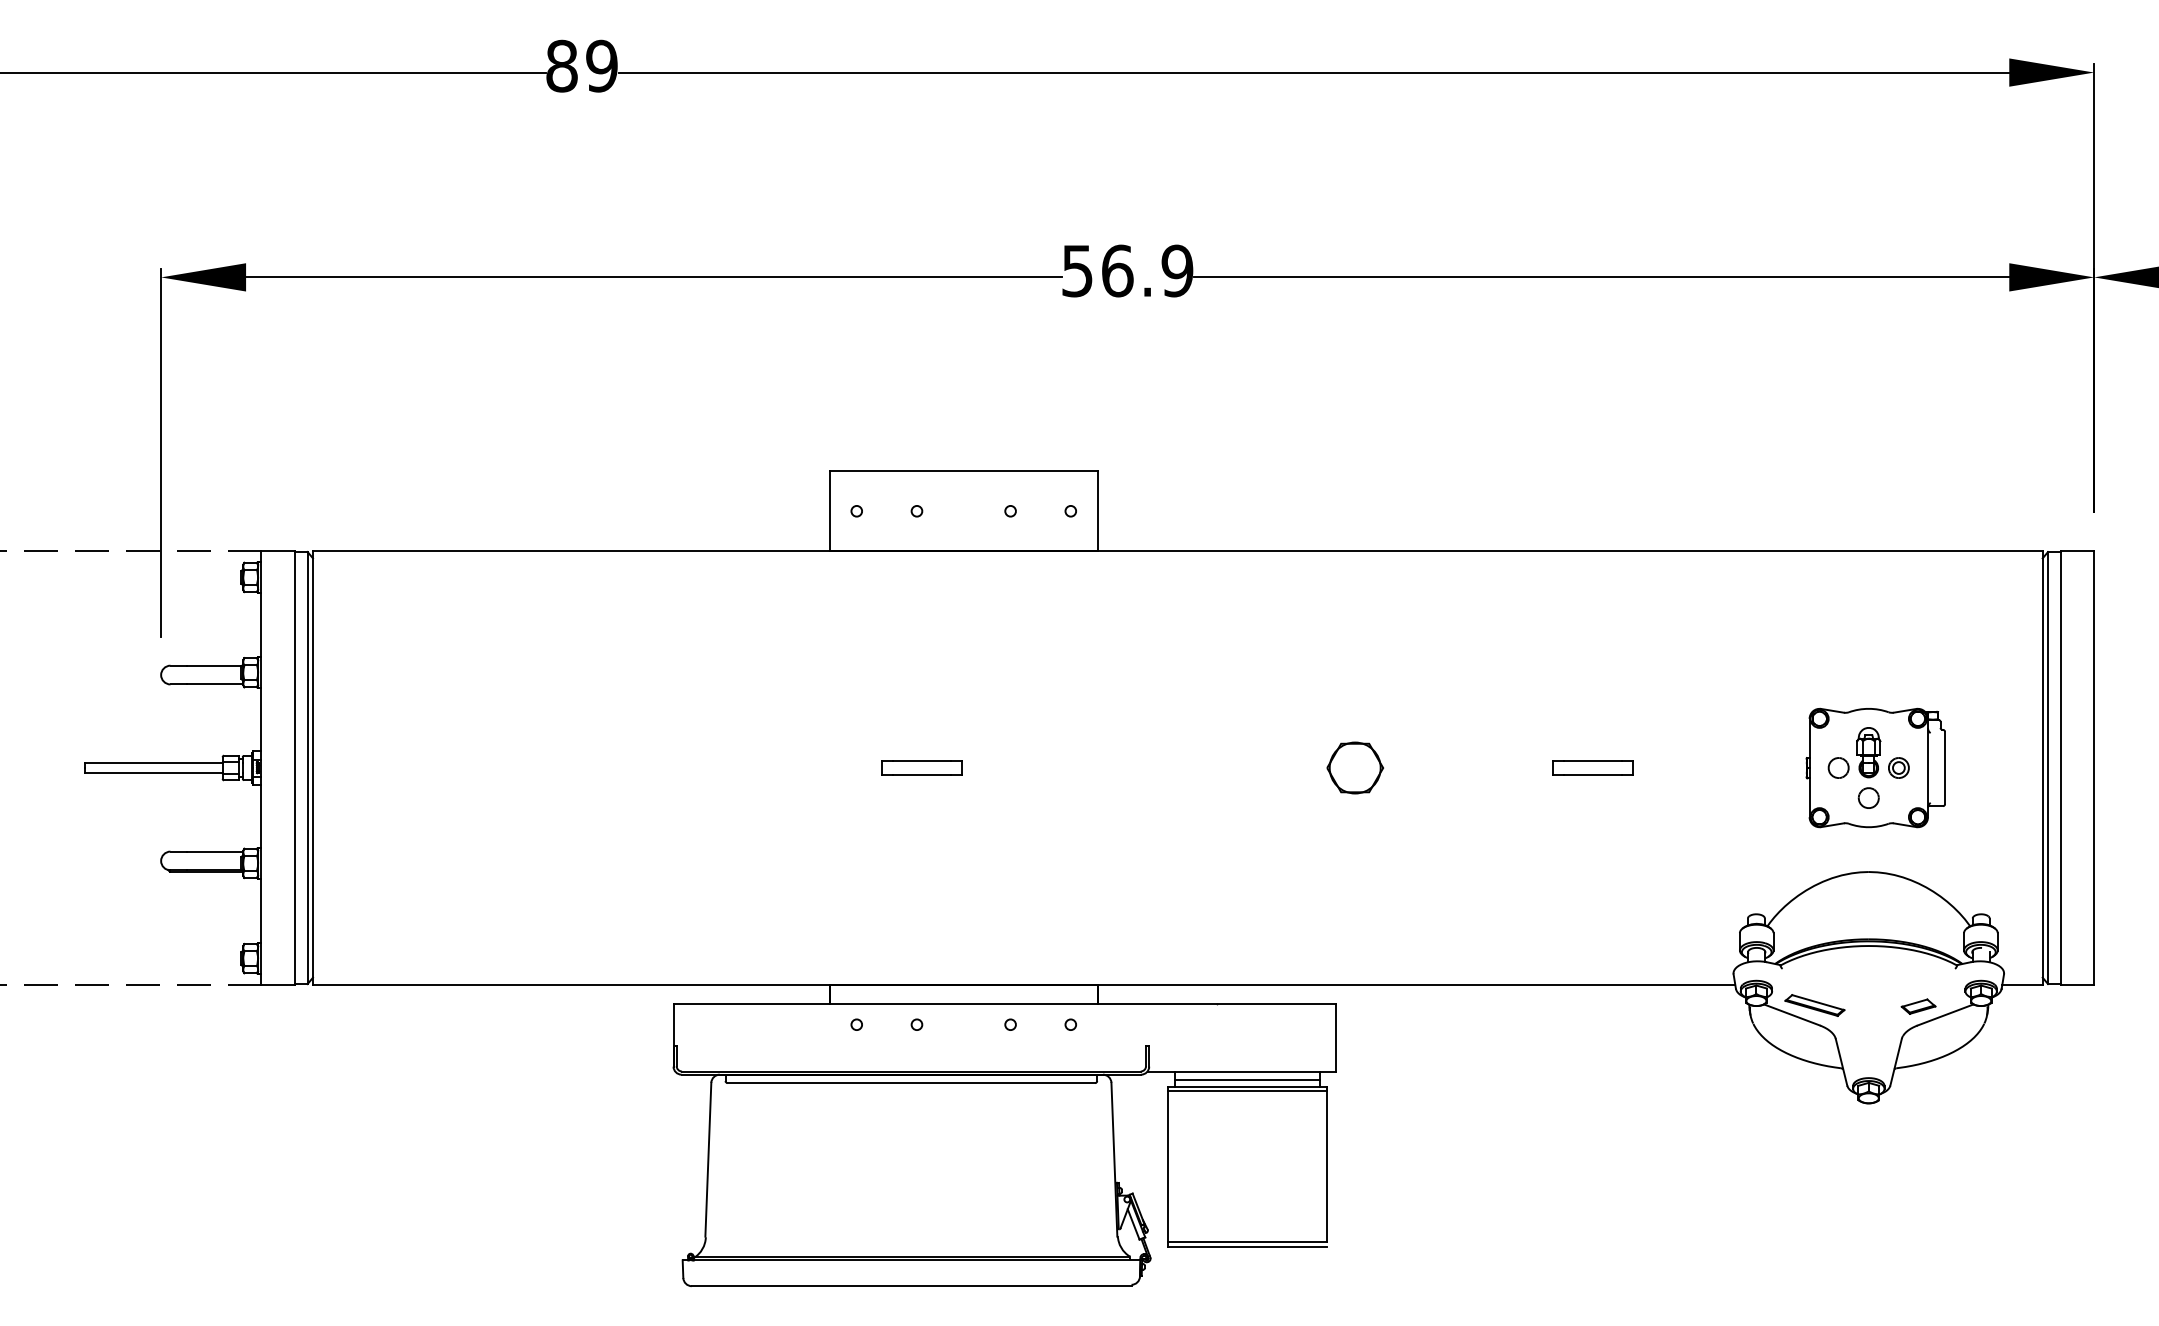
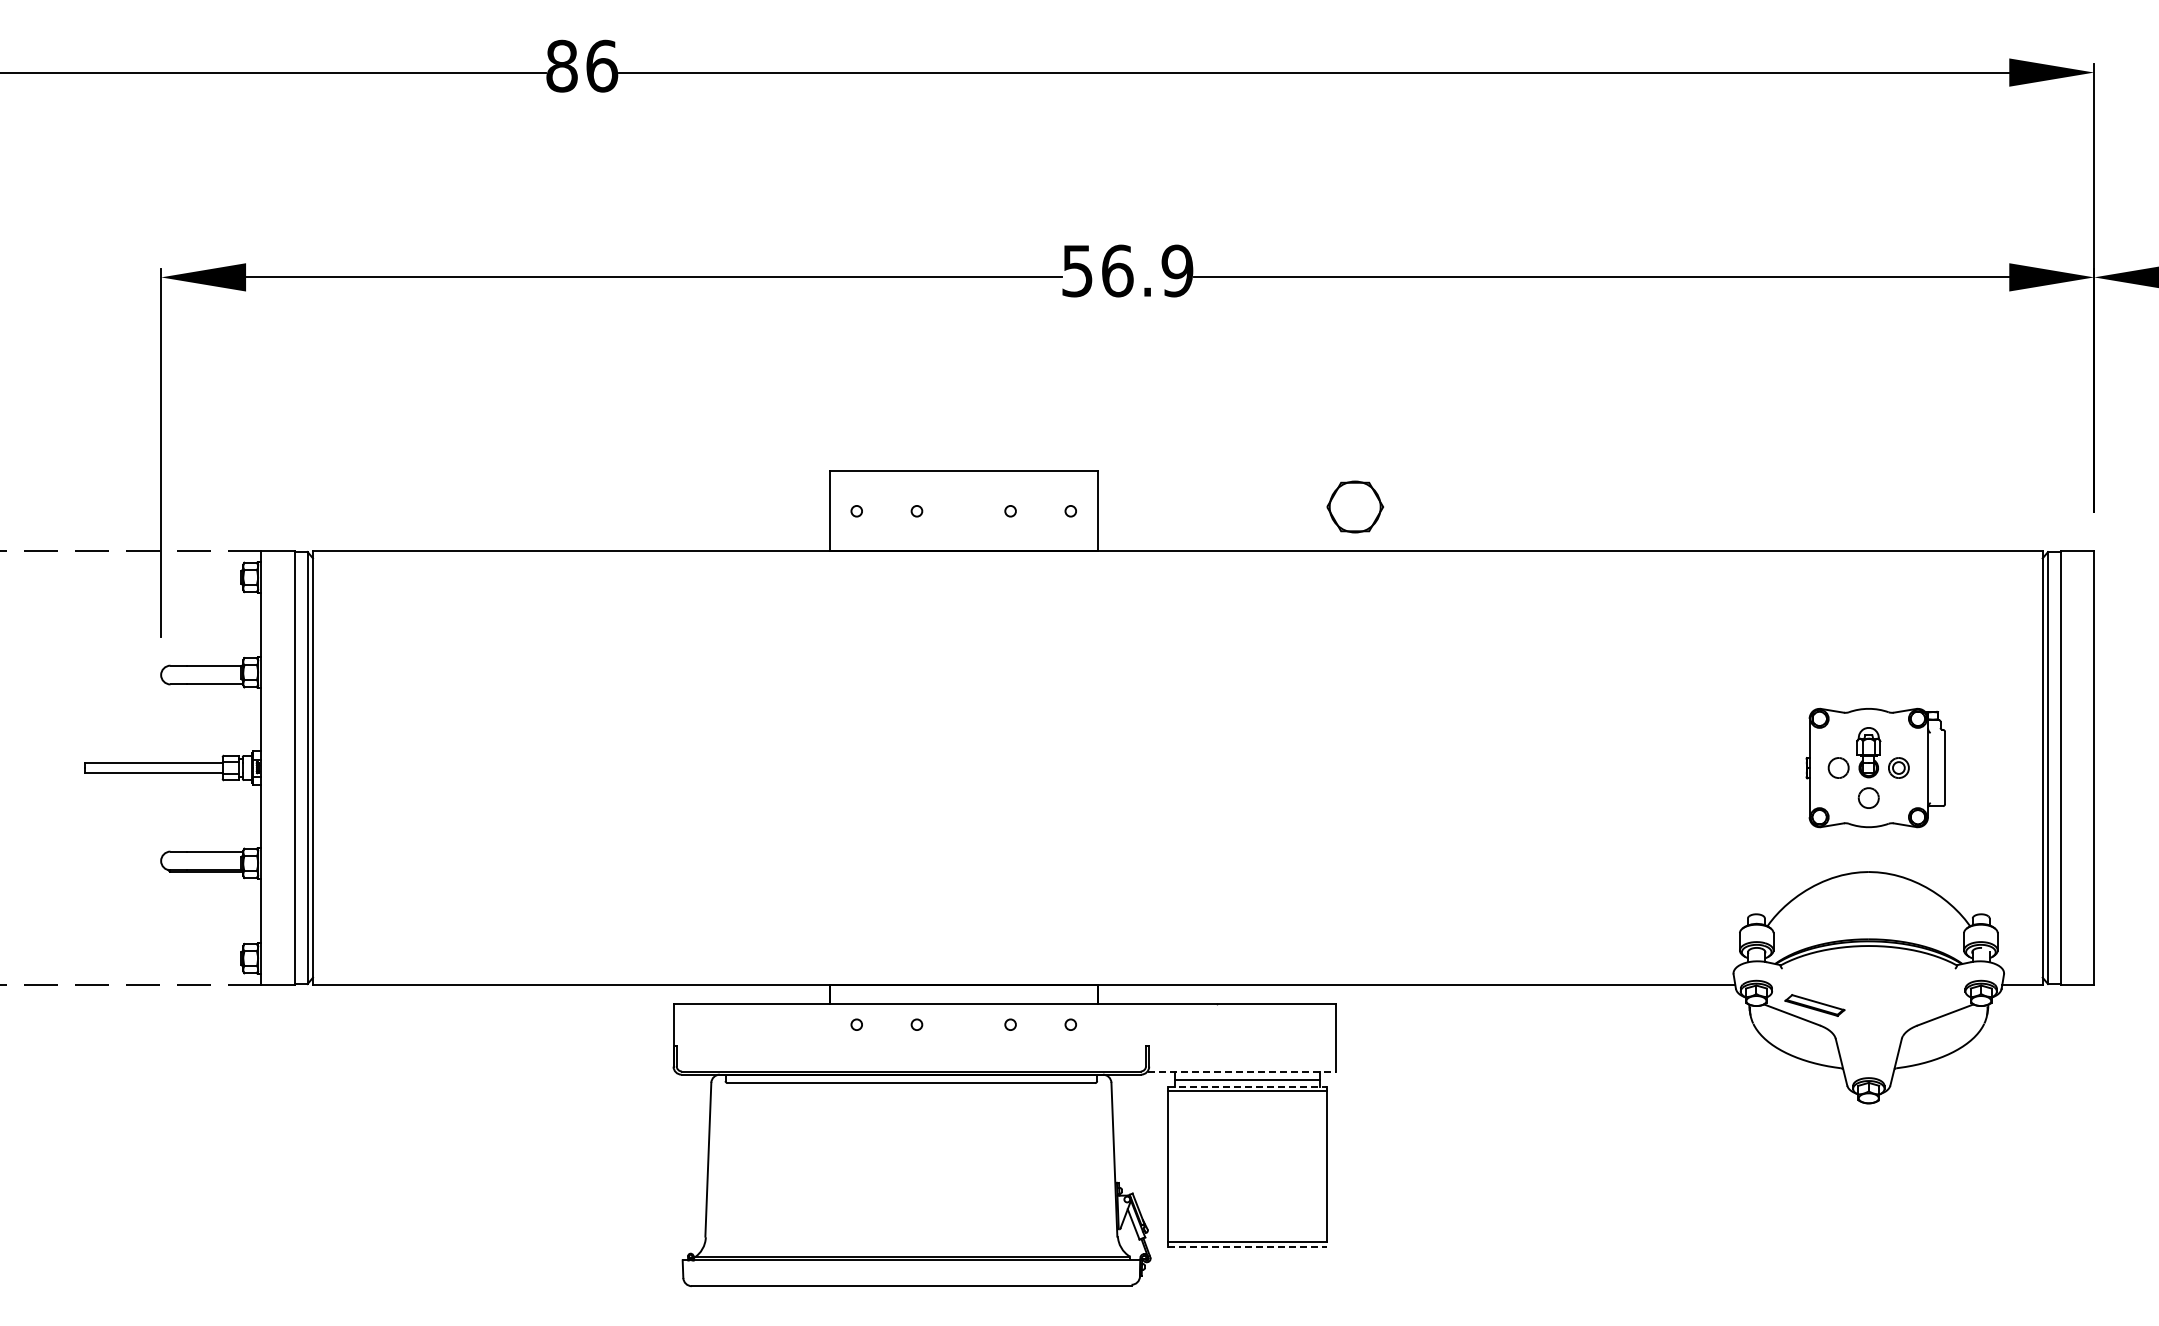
text: 89 -> 86 (602, 65)
part: present -> none (921, 767)
part position: (1355, 767) -> (1355, 506) (1355, 506)
part: present -> none (1592, 767)
part: present -> none (1918, 1006)
line: solid -> dashed (1242, 1071)
line: solid -> dashed (1247, 1086)
line: solid -> dashed (1247, 1246)
